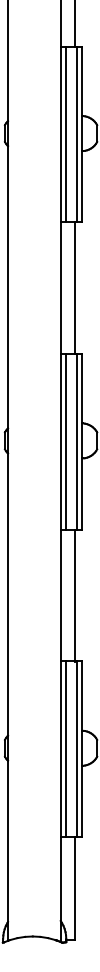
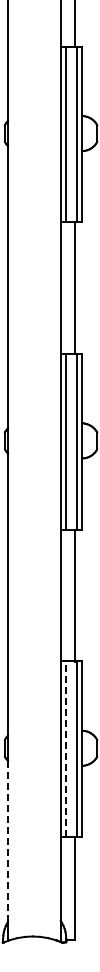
line: solid -> dashed (66, 749)
line: solid -> dashed (8, 841)
